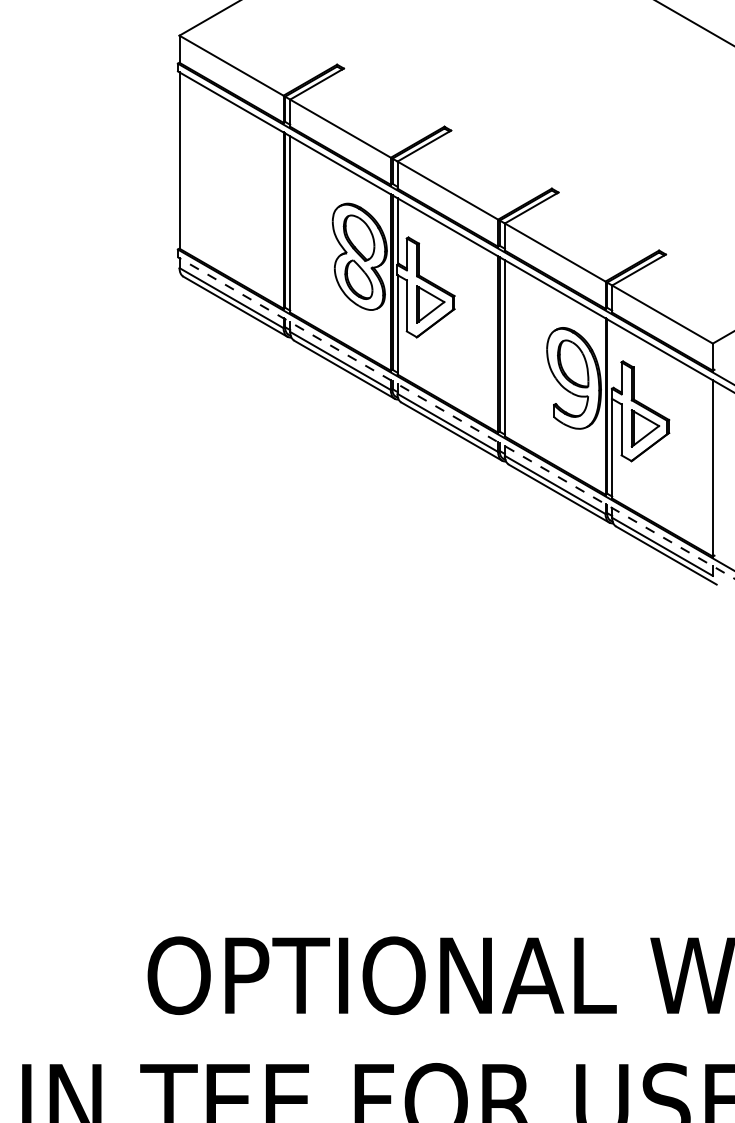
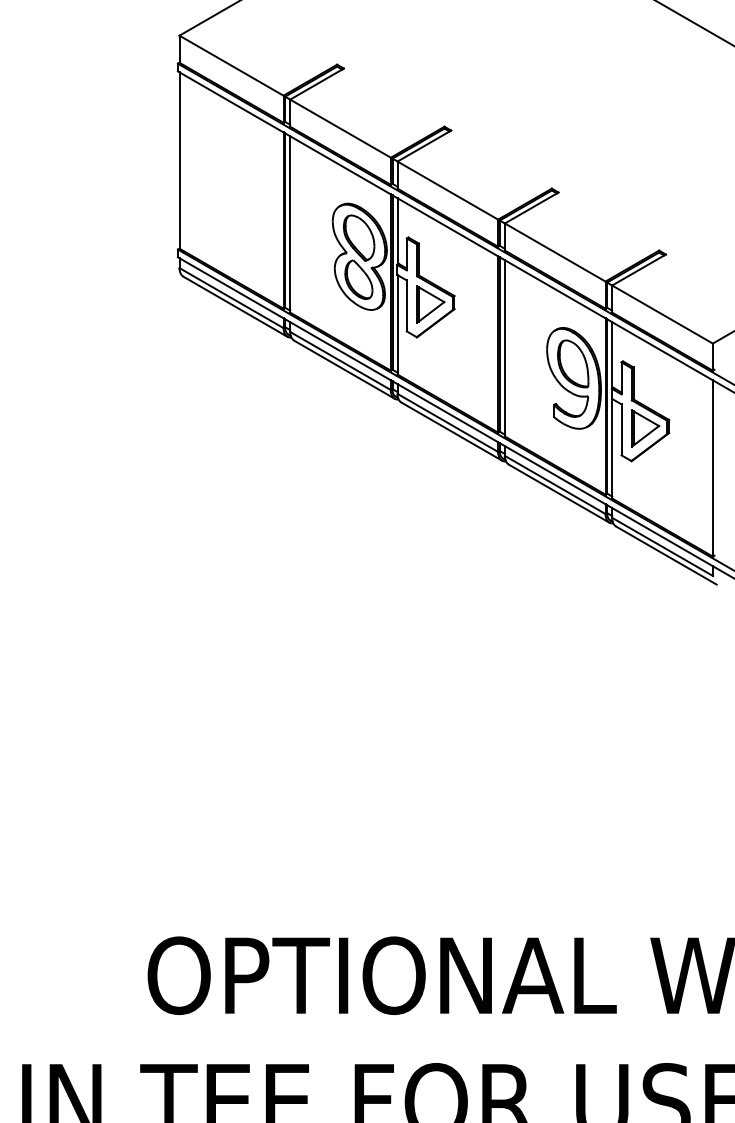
line: none -> present (612, 355)
line: dashed -> solid (456, 418)
